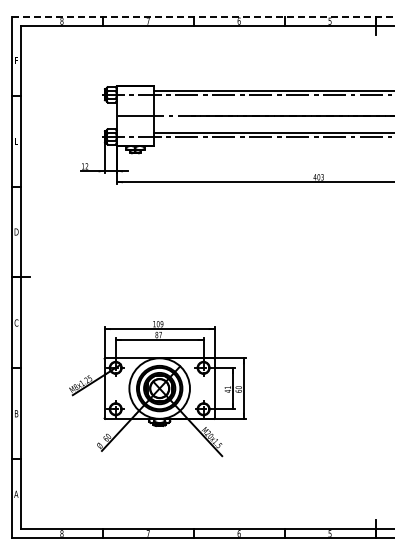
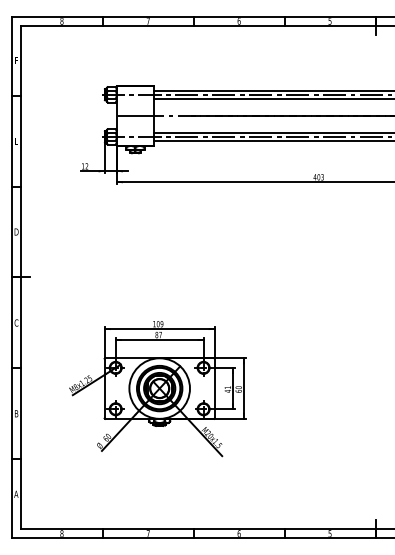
line: dashed -> solid (203, 16)
line: none -> present (272, 98)
line: none -> present (272, 141)
